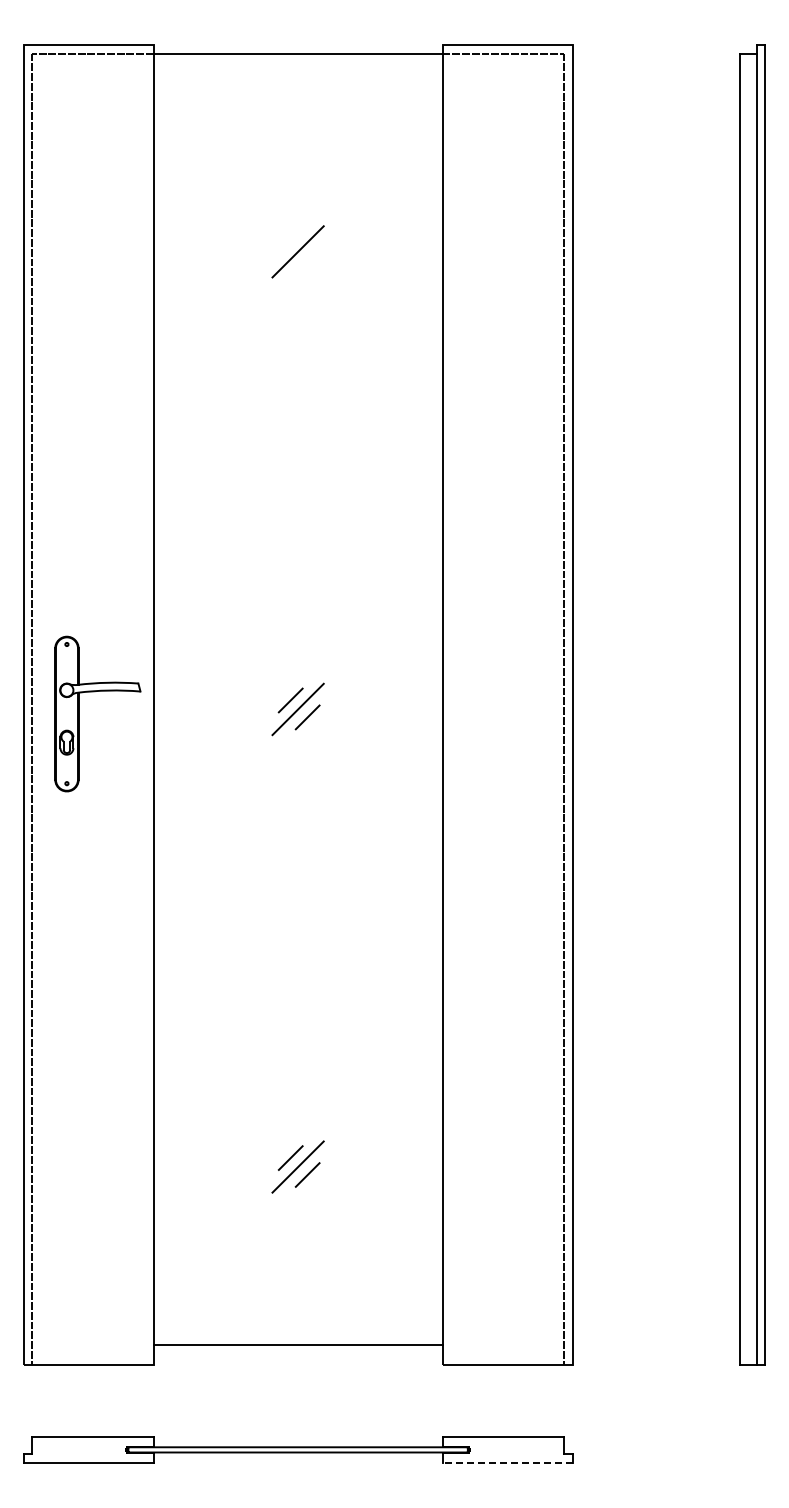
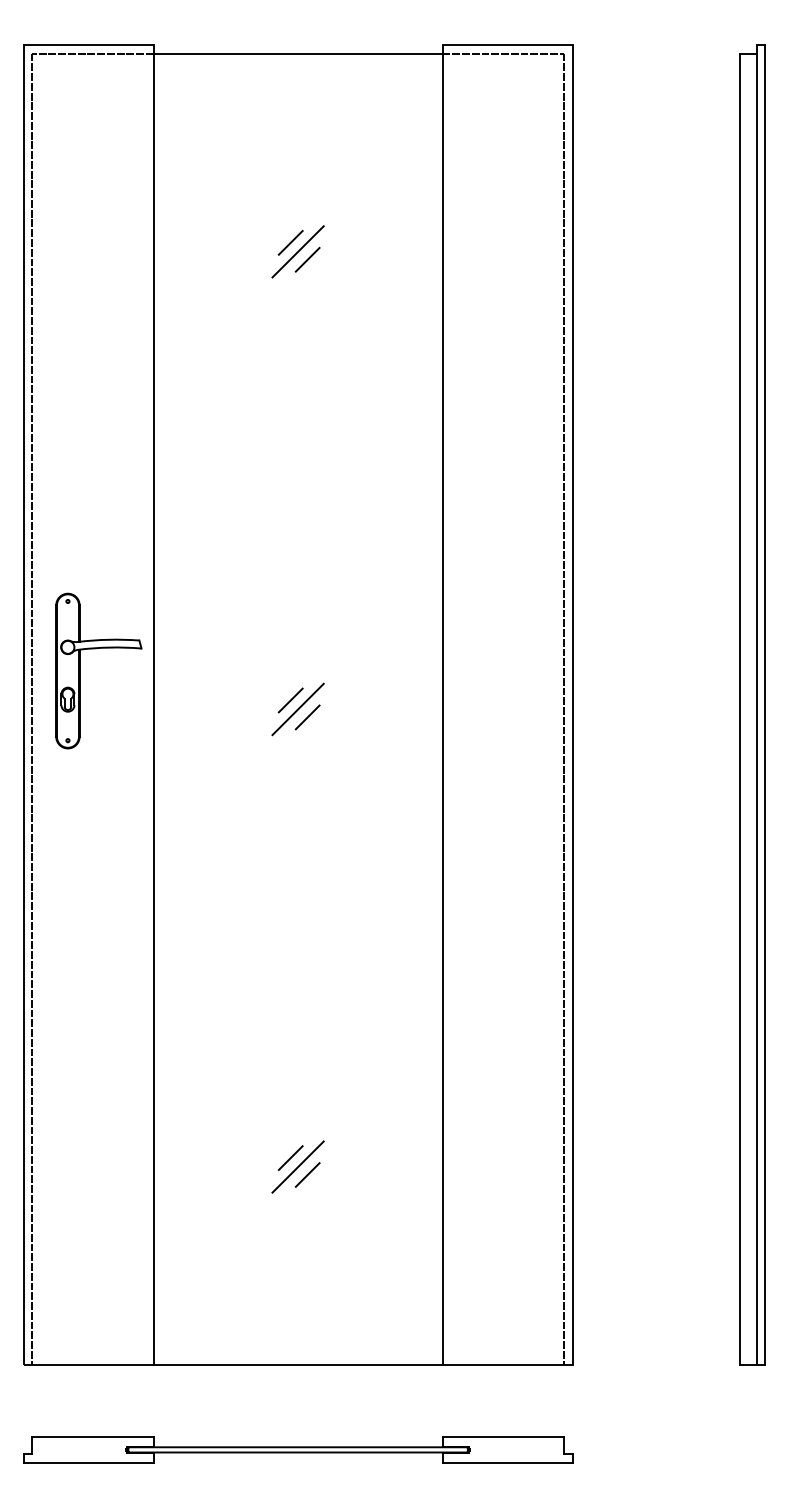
line: none -> present (290, 242)
line: none -> present (307, 259)
part position: (79, 713) -> (80, 670) (80, 670)
line position: (297, 1344) -> (297, 1364) (297, 1364)
line: dashed -> solid (507, 1462)
